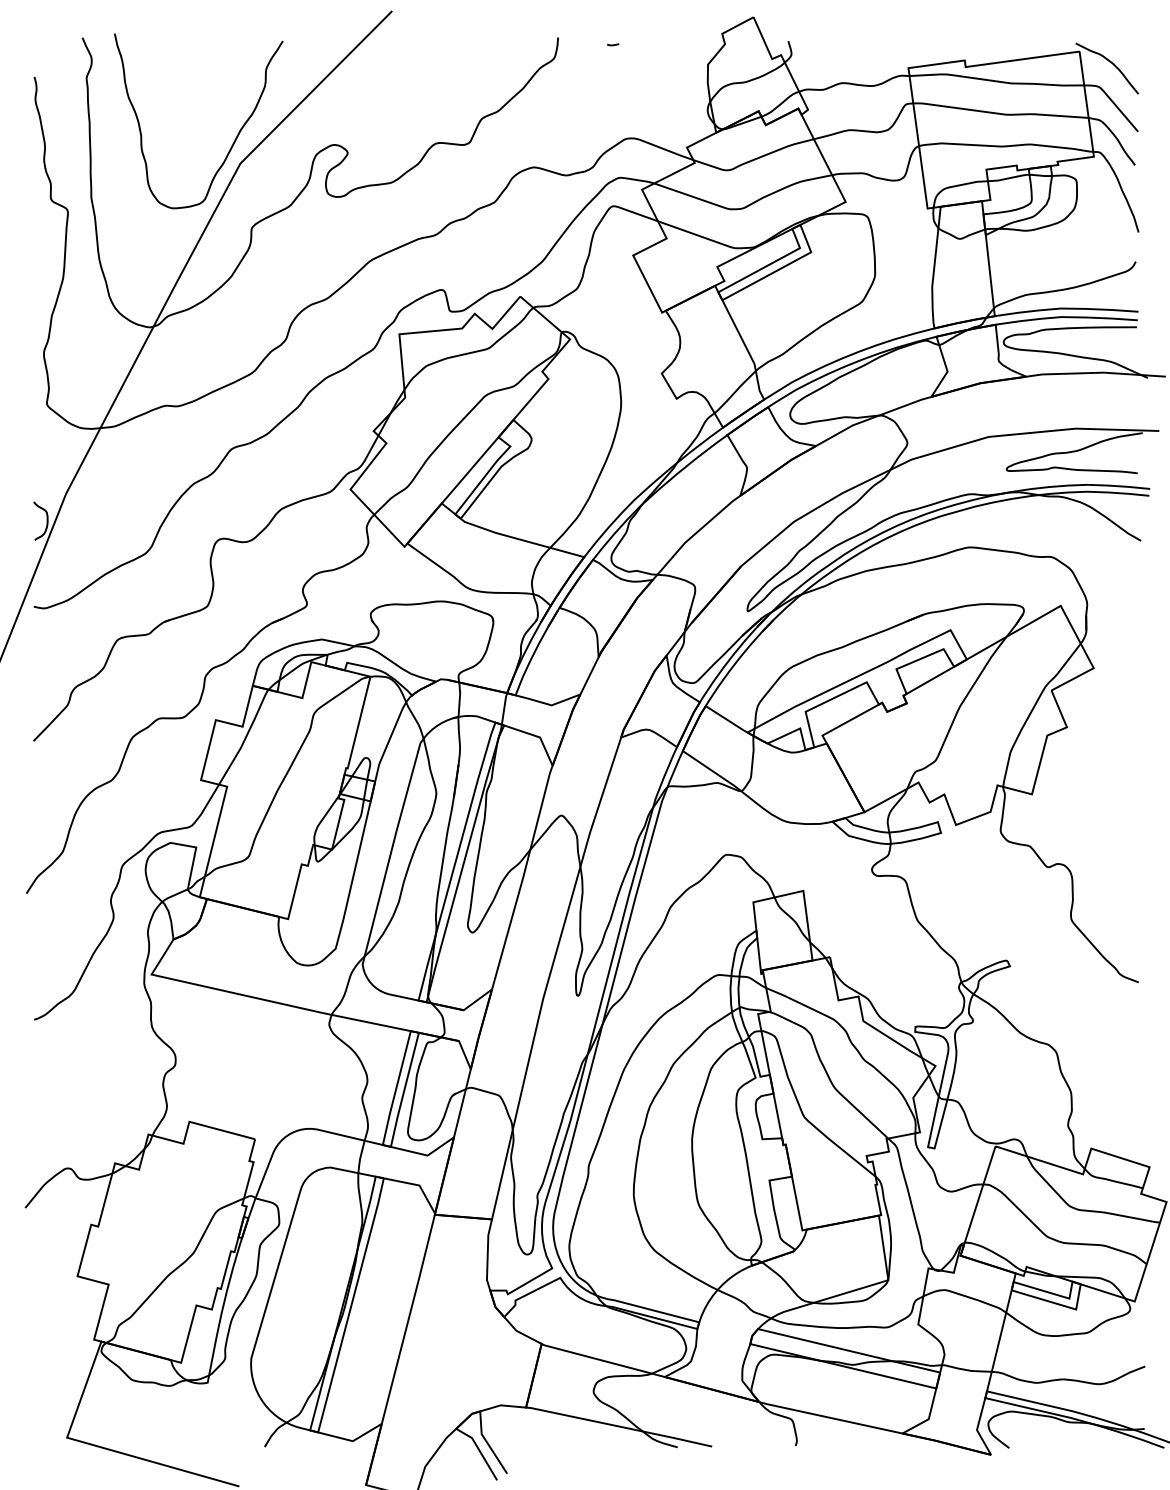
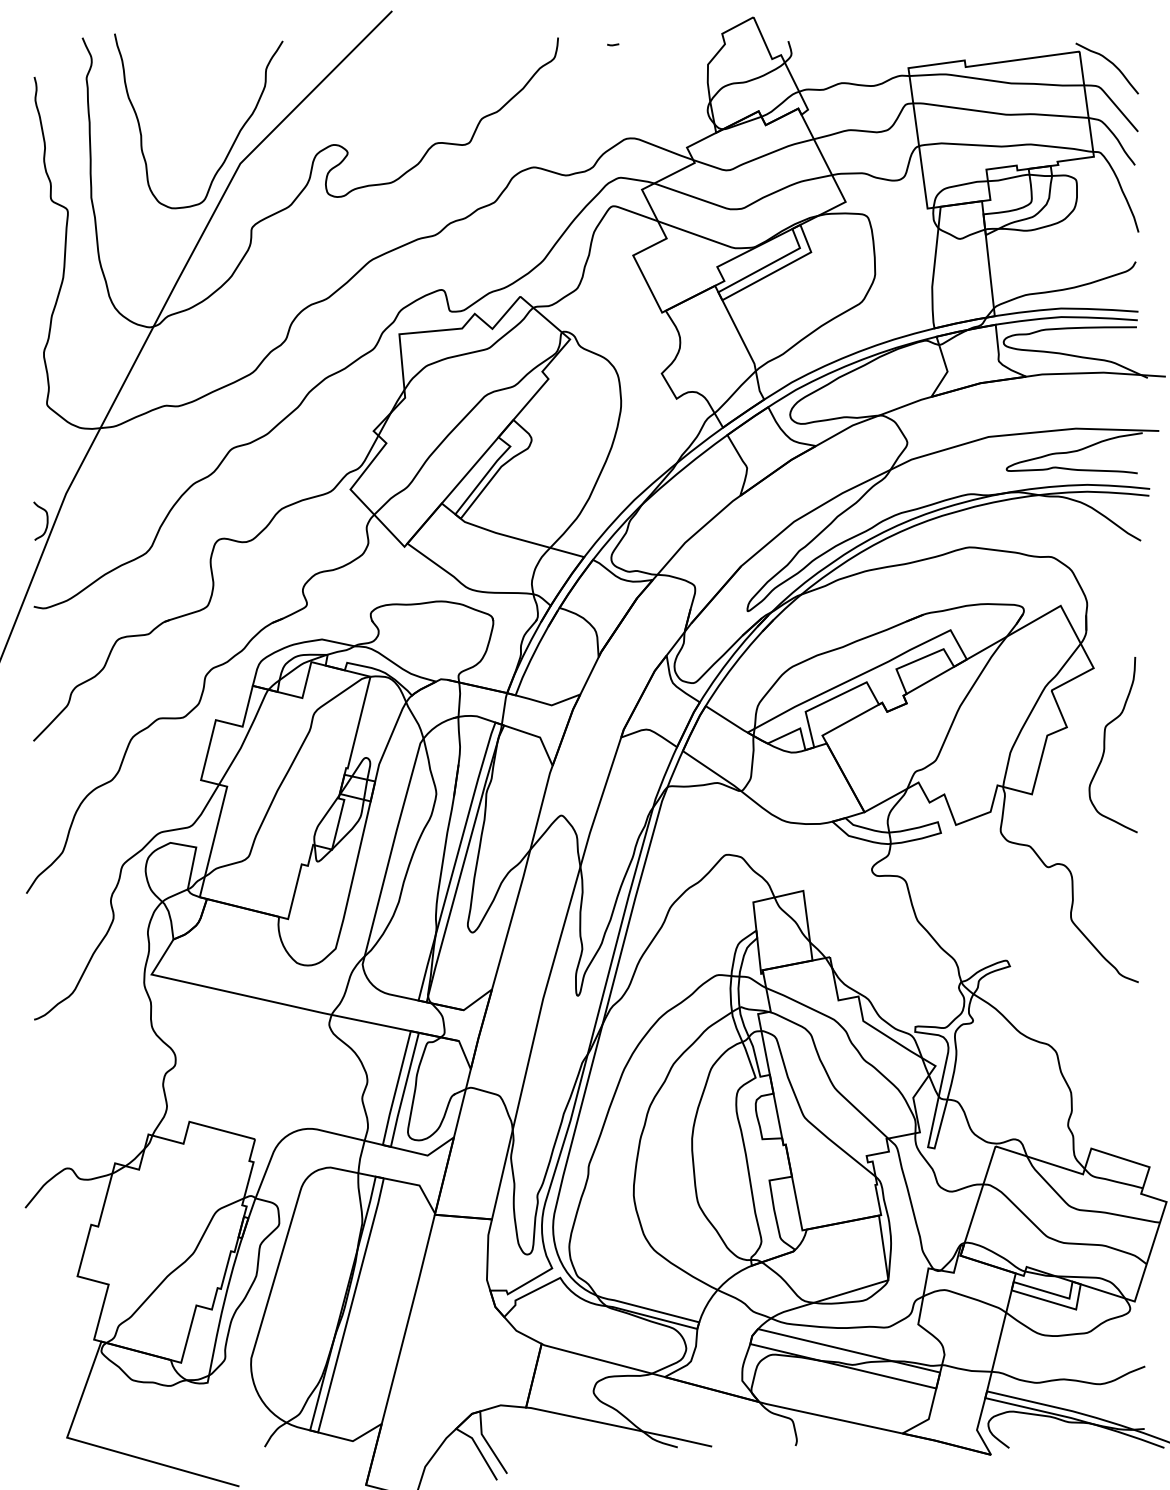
curve: none -> present (1105, 745)
